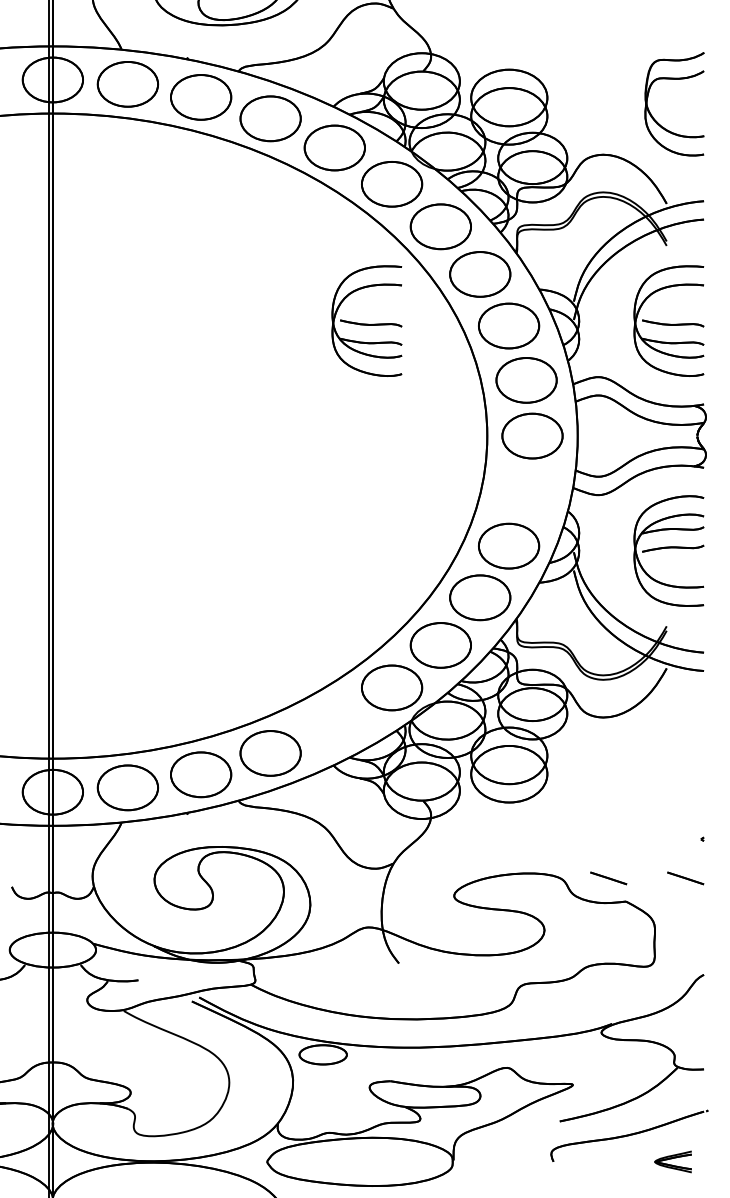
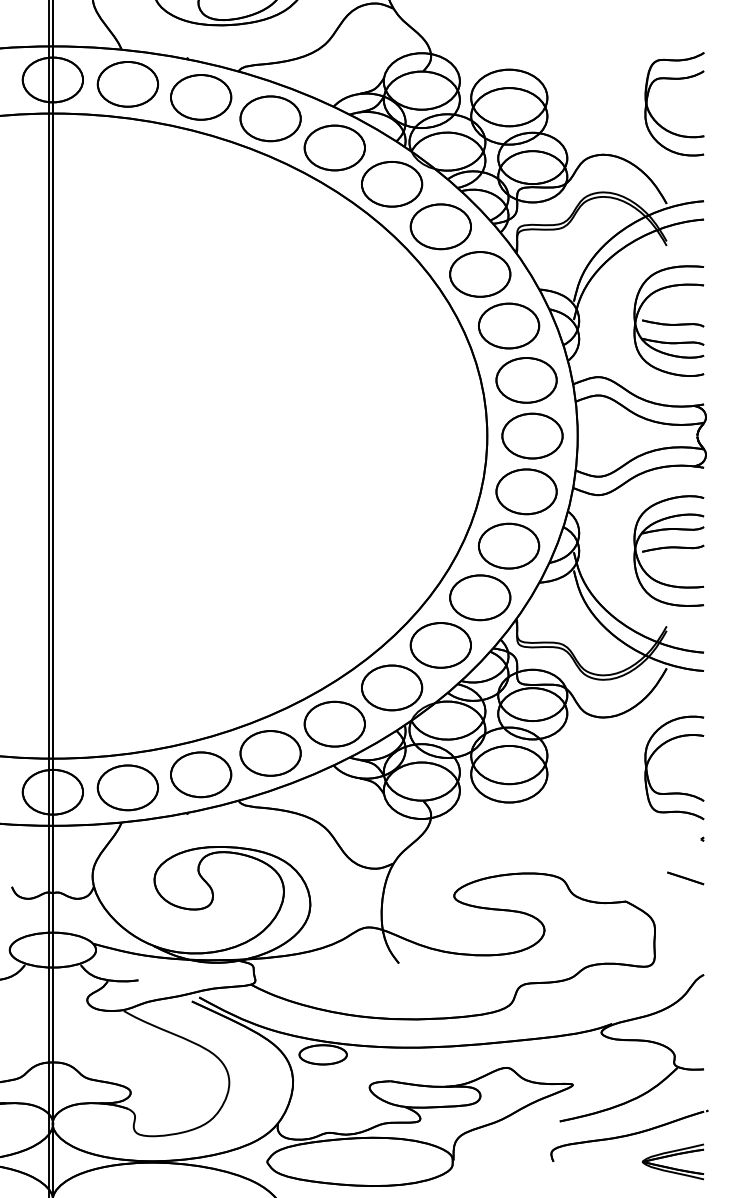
part: present -> none (366, 320)
part: none -> present (526, 491)
part: none -> present (334, 723)
part: none -> present (657, 750)
line: present -> none (608, 878)
part size: 38x24 px -> 63x38 px (673, 1161)
